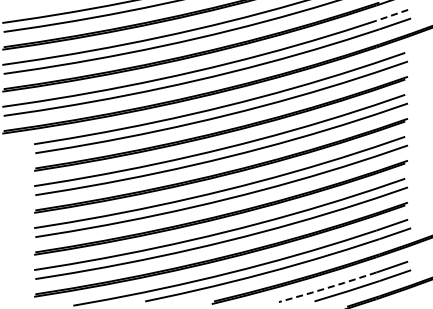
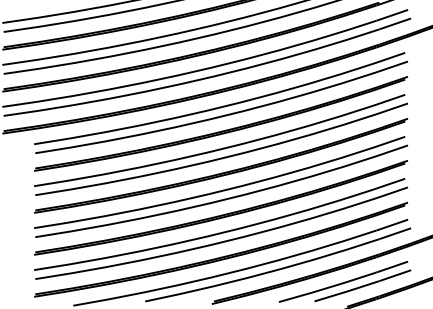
line: dashed -> solid (392, 15)
line: dashed -> solid (327, 288)
